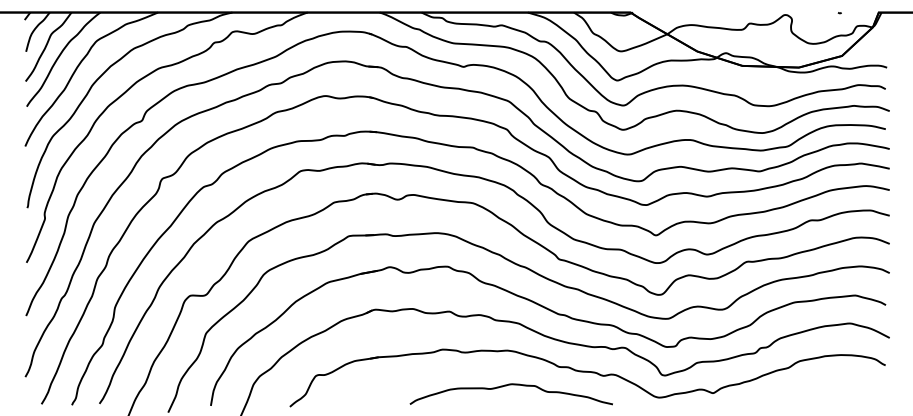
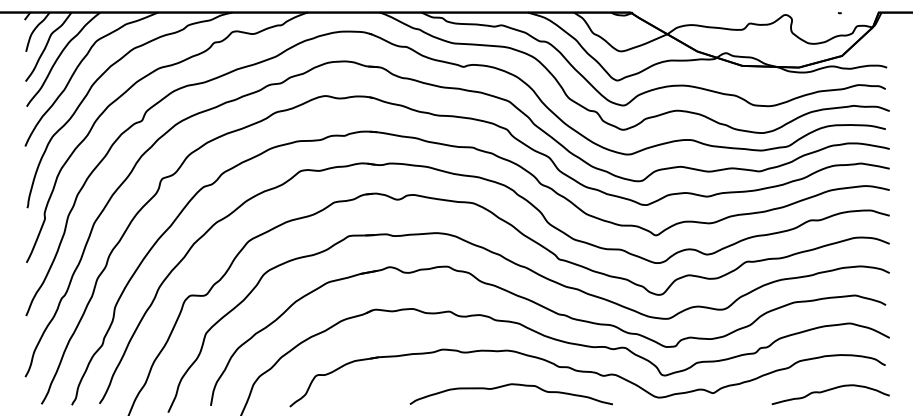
curve: none -> present (830, 390)
